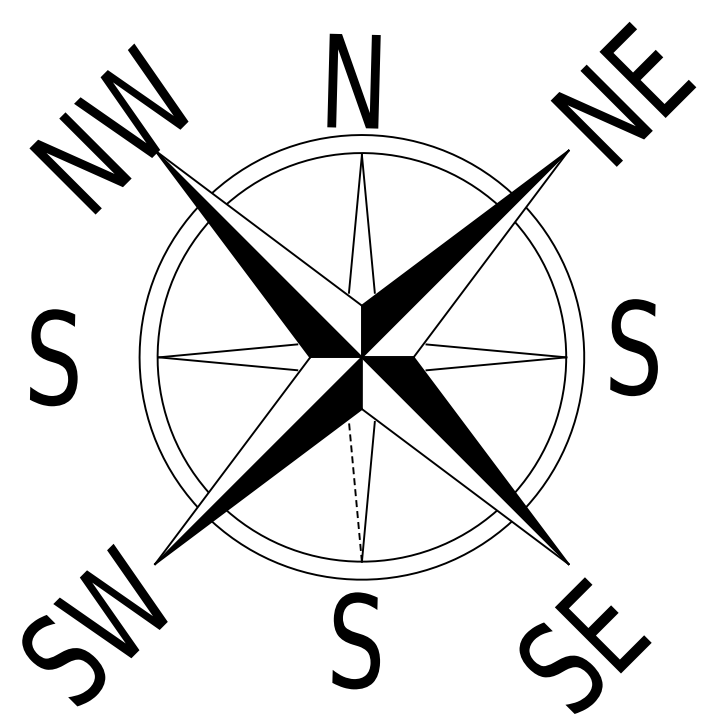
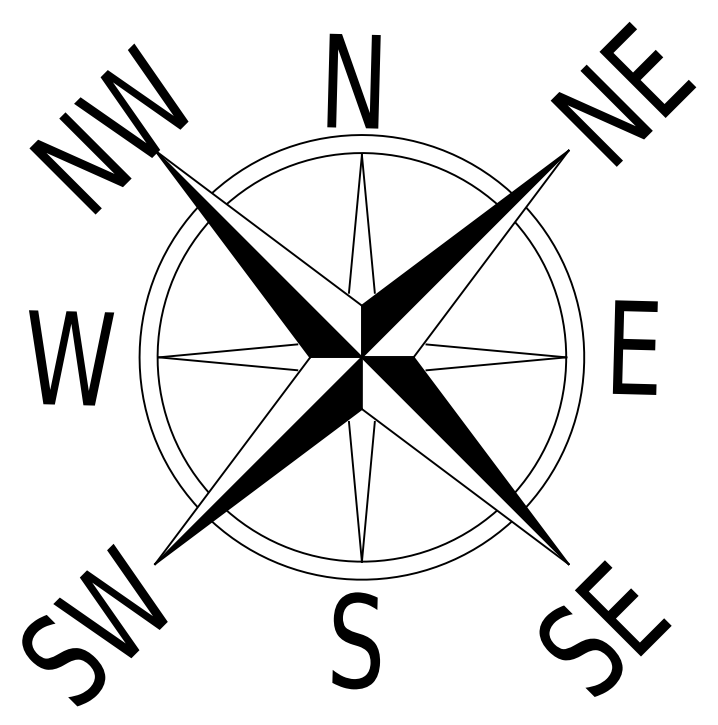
text: S -> E (633, 347)
text: S -> W (71, 357)
line: dashed -> solid (355, 491)
text position: (585, 645) -> (605, 628) (605, 628)
